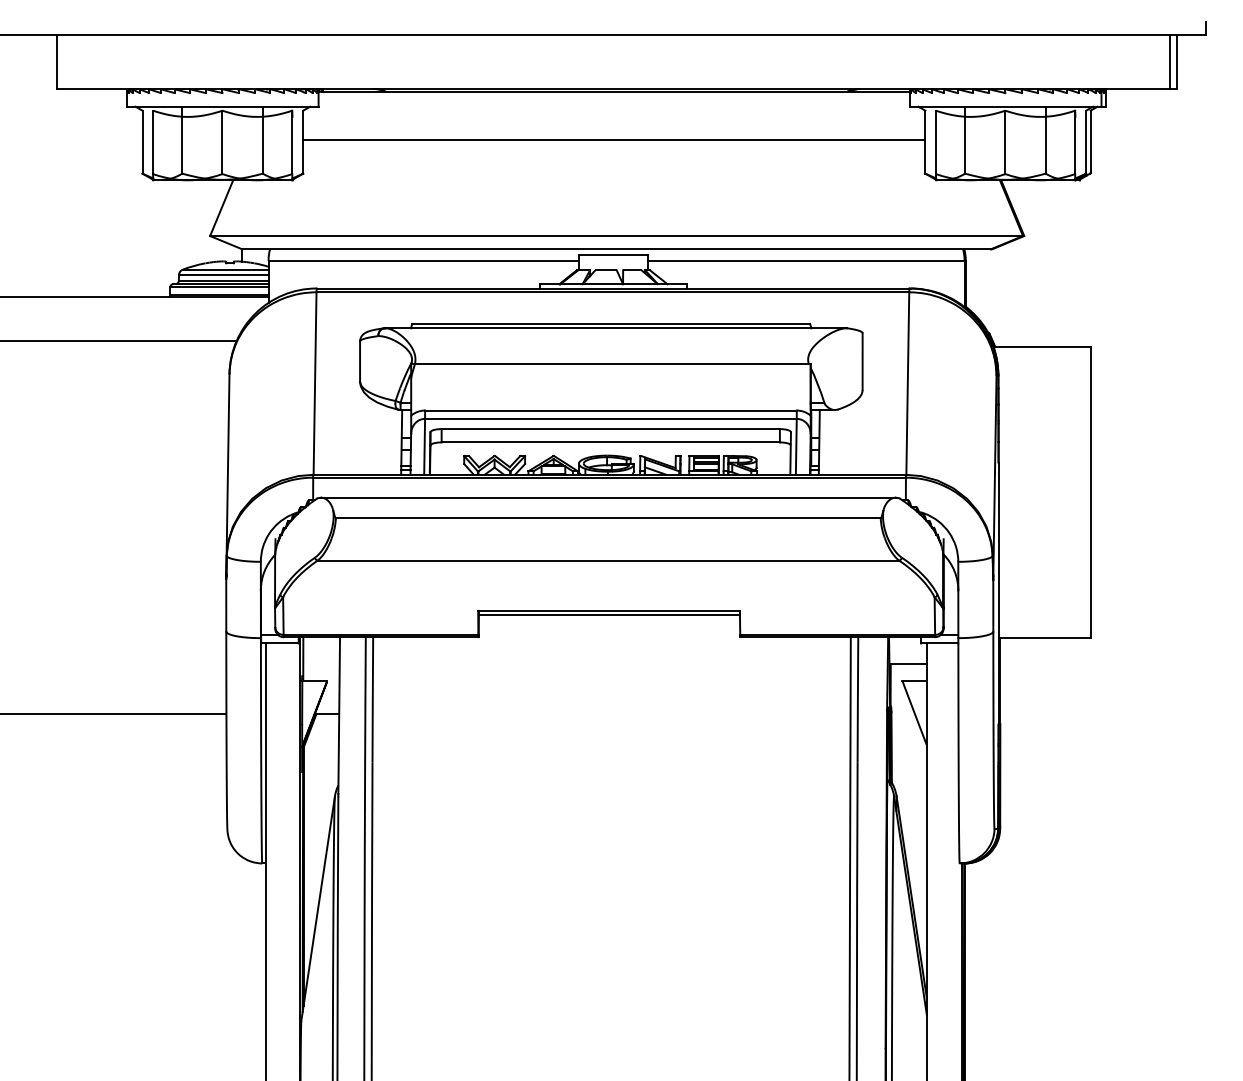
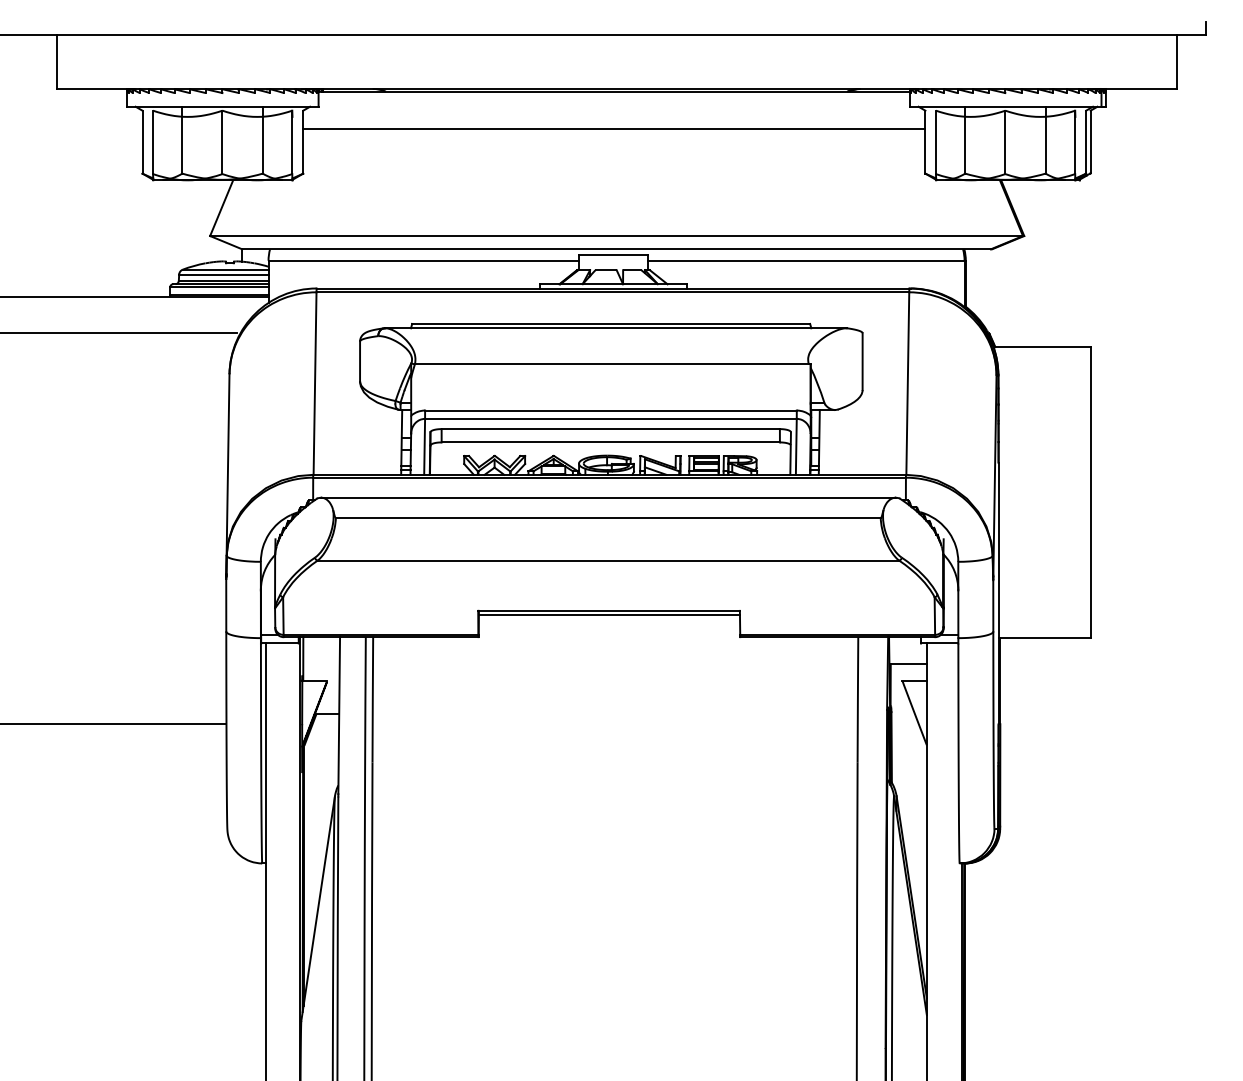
line: present -> none (1170, 61)
line position: (614, 140) -> (614, 129) (614, 129)
line position: (119, 340) -> (119, 332) (119, 332)
line position: (114, 714) -> (114, 724) (114, 724)
line: present -> none (849, 856)
